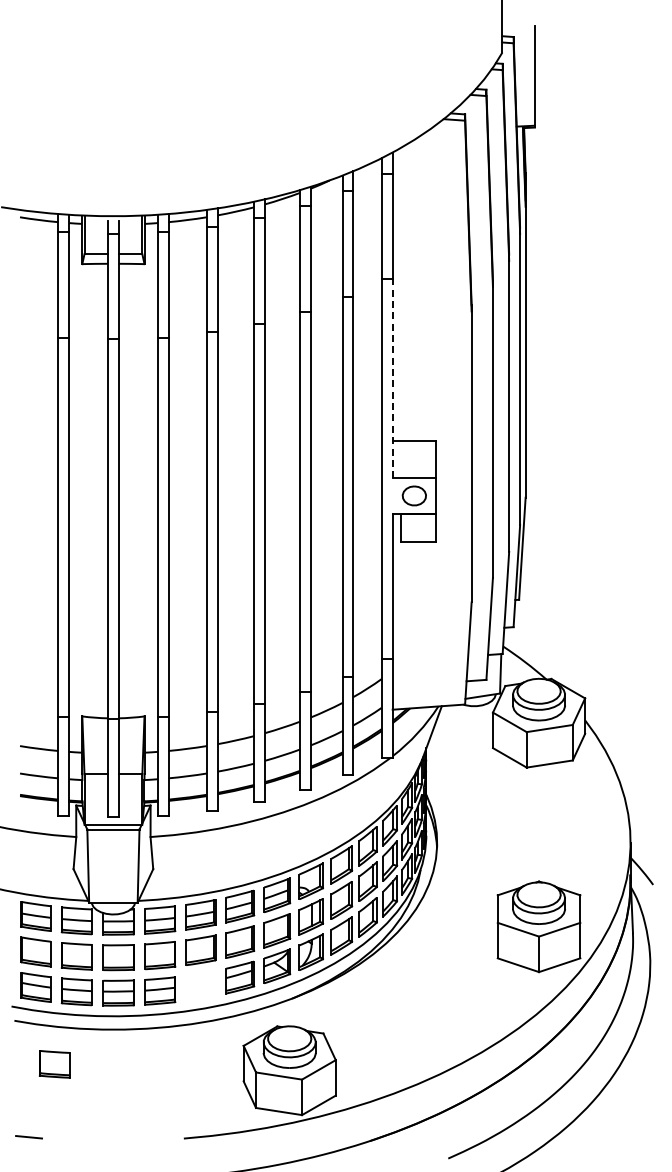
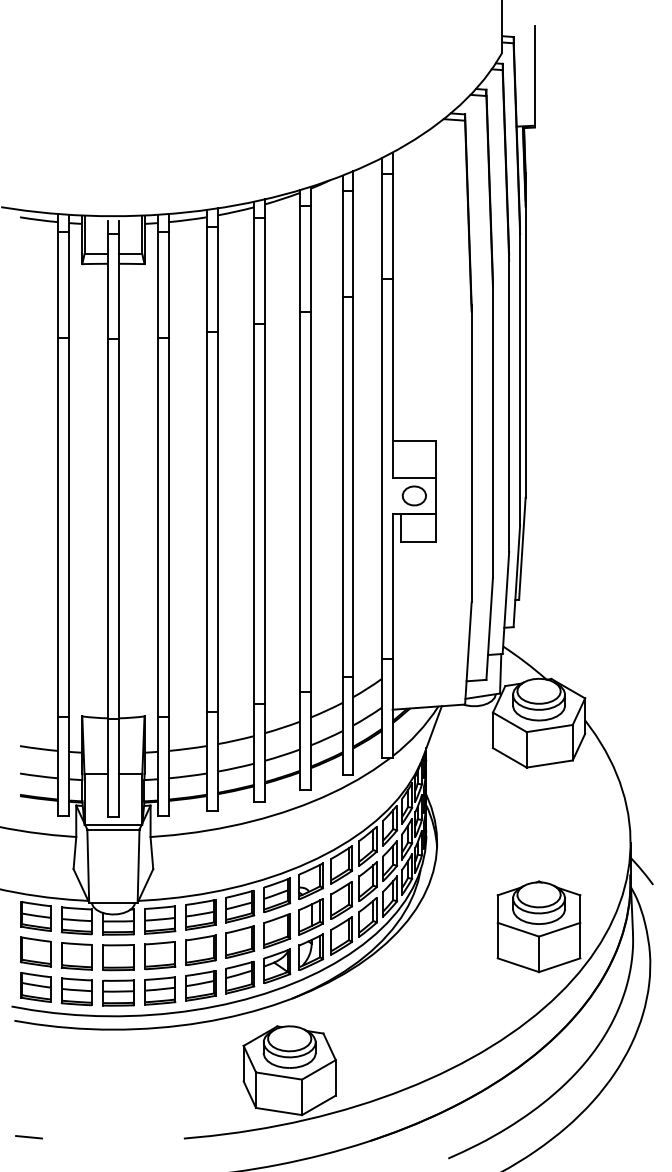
line: dashed -> solid (392, 378)
part: none -> present (200, 985)
part: present -> none (54, 1064)
